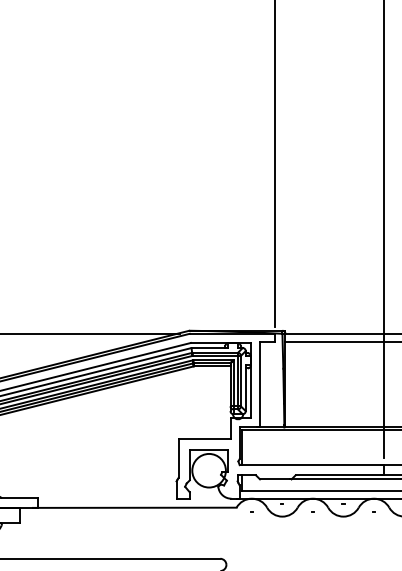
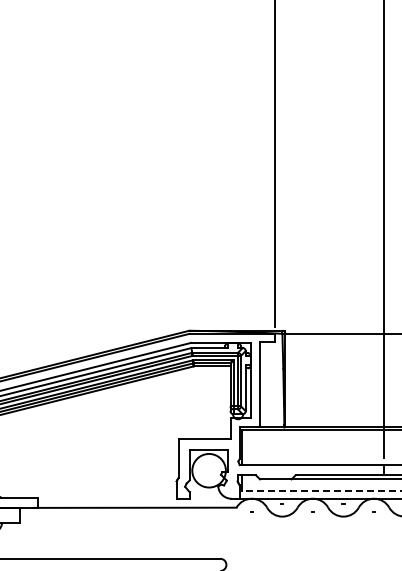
line: present -> none (90, 333)
line: present -> none (341, 341)
line: solid -> dashed (321, 490)
